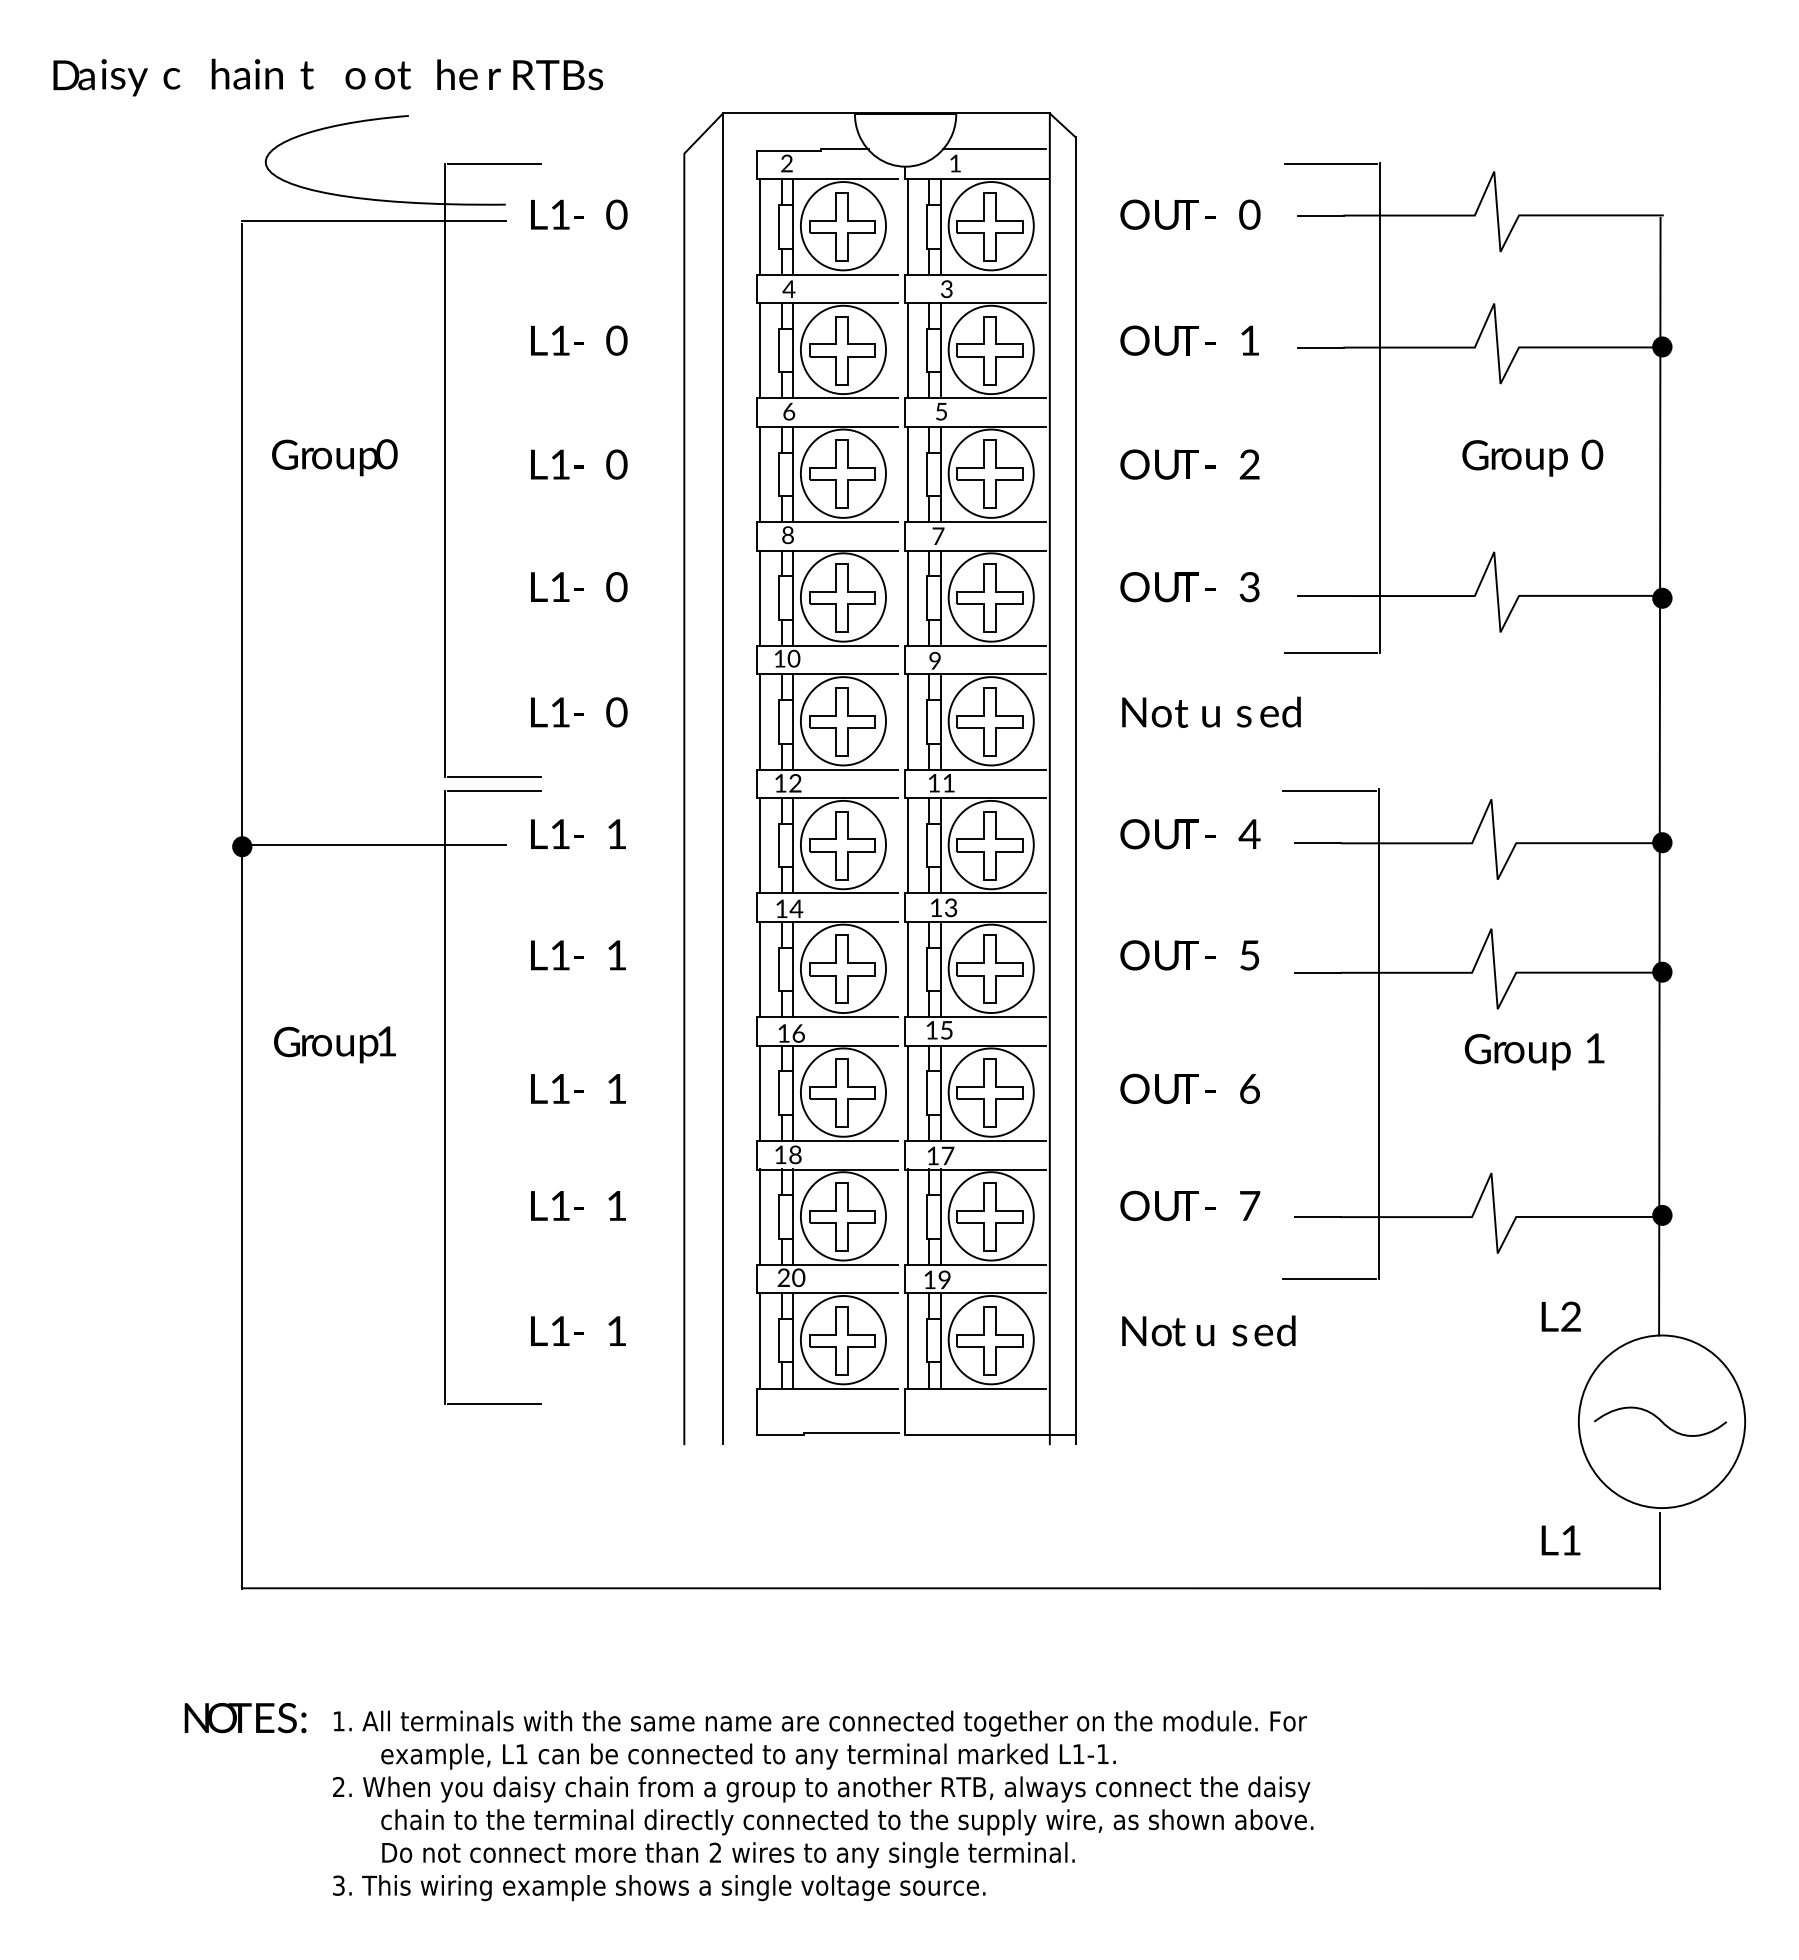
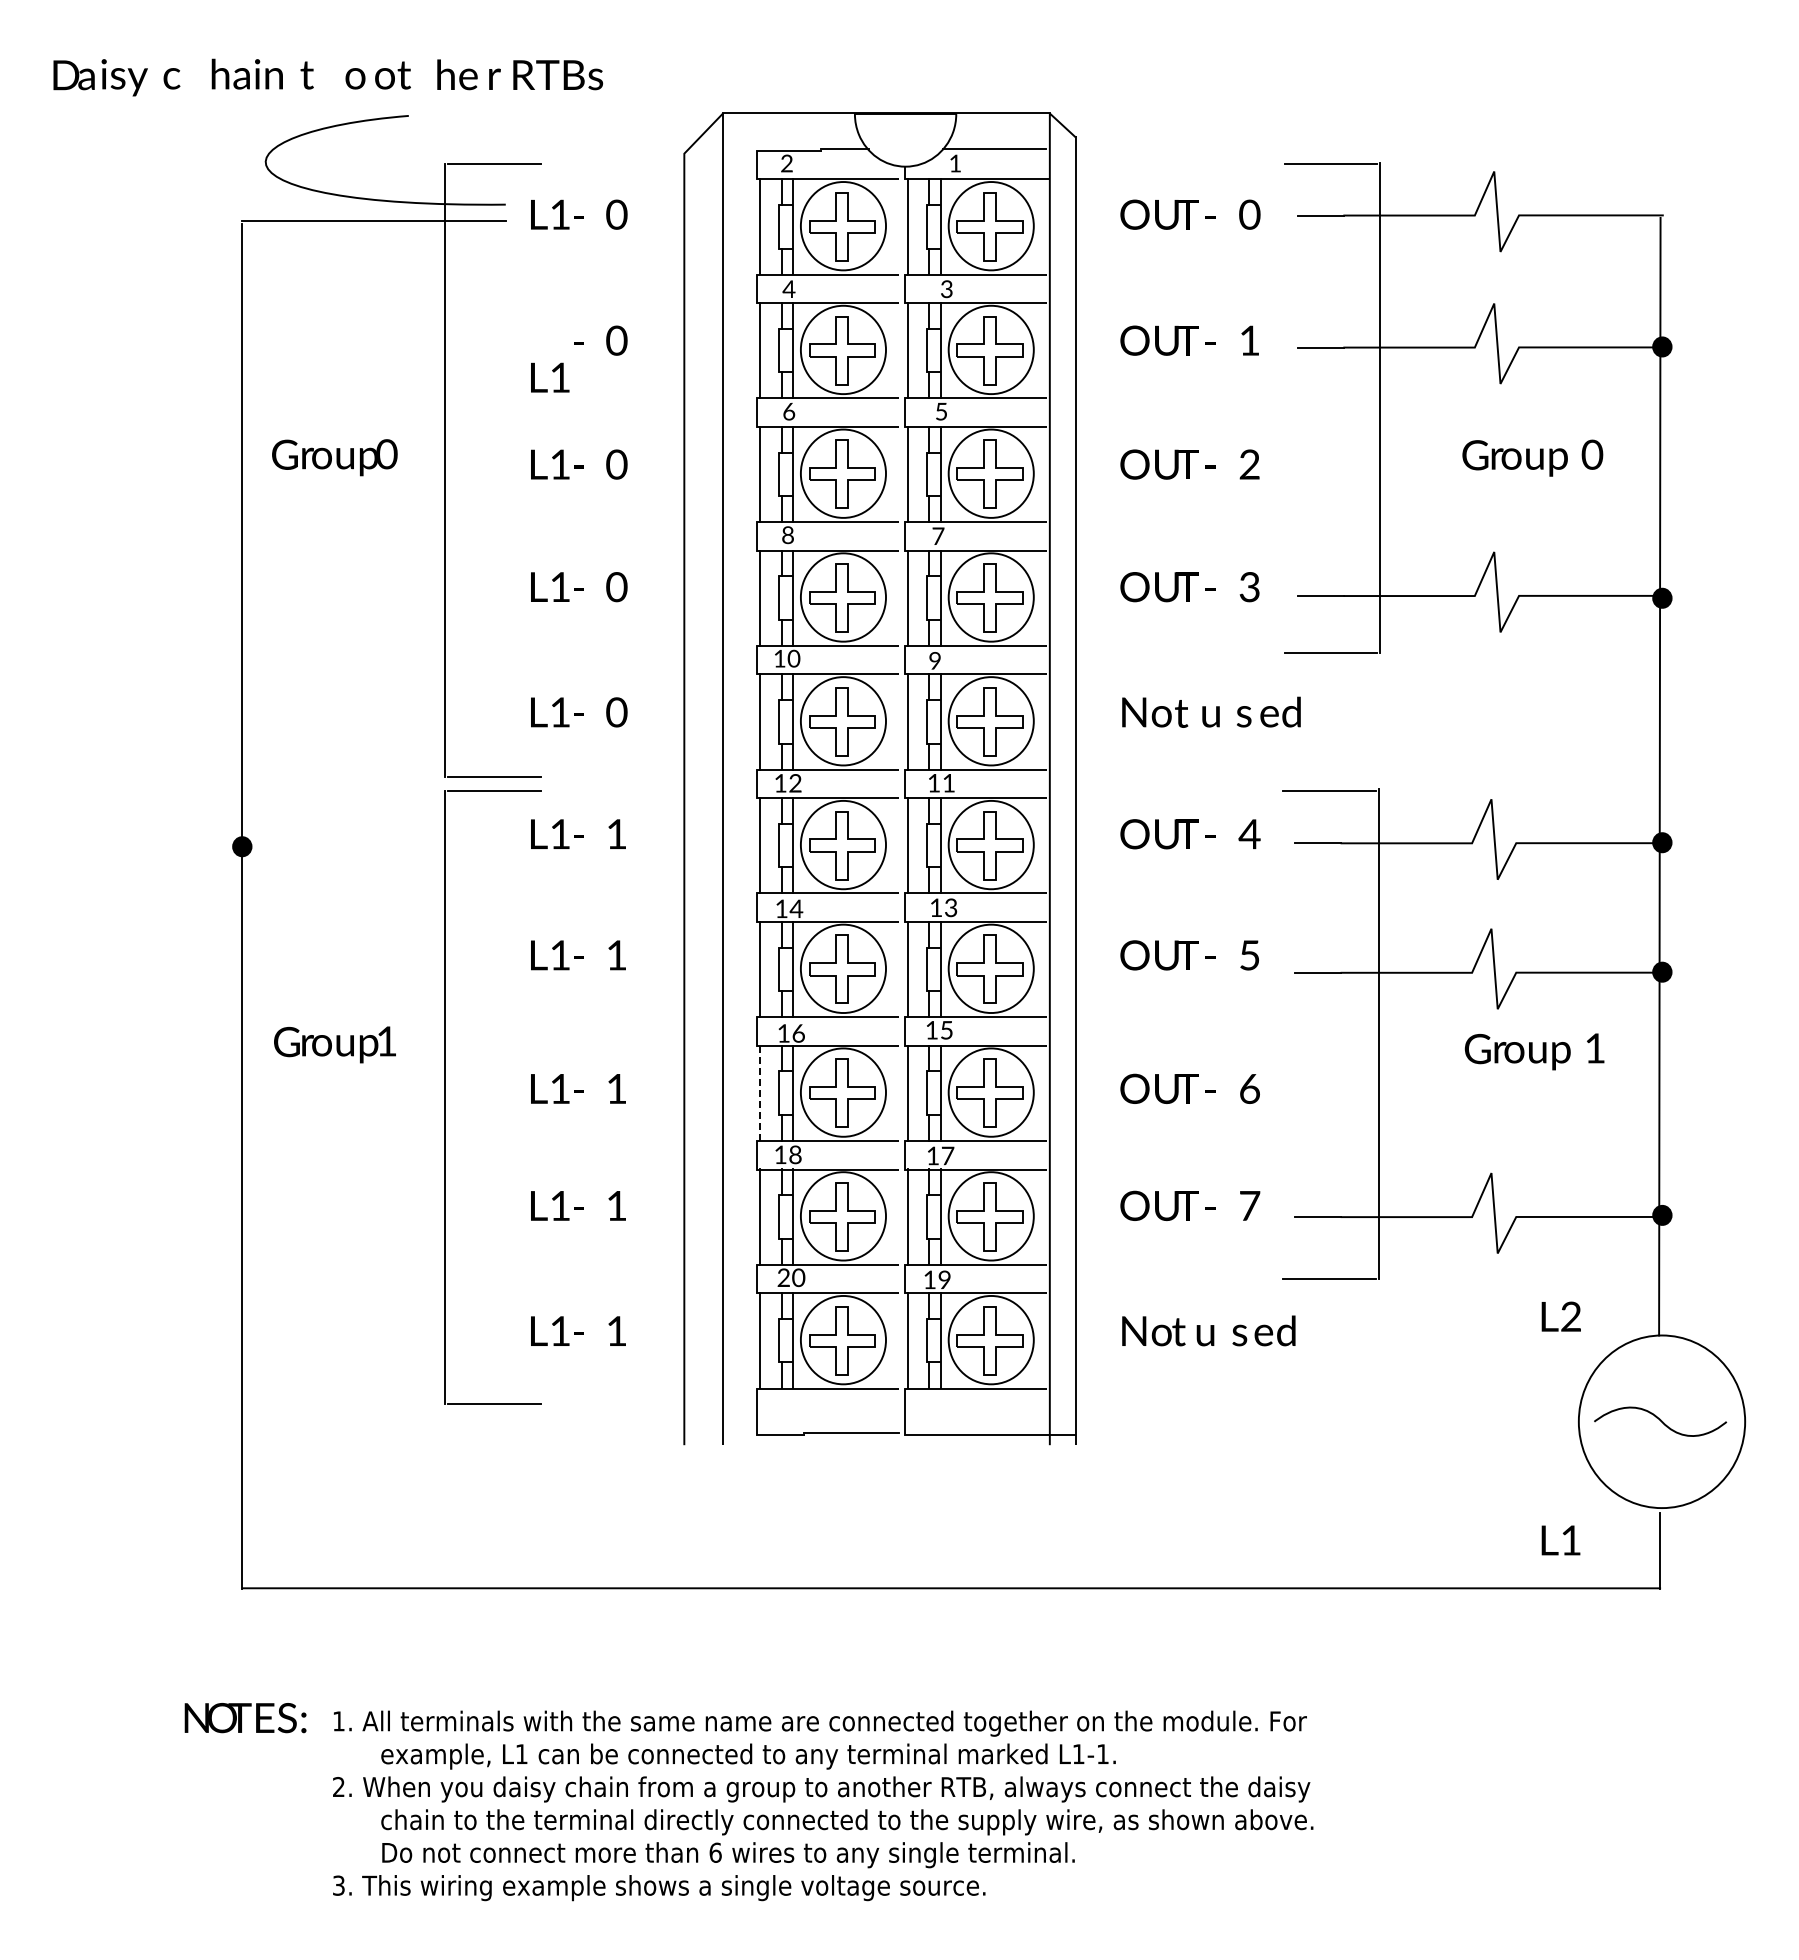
text position: (550, 340) -> (550, 377) (550, 377)
line: present -> none (373, 844)
line: solid -> dashed (760, 1093)
text: 2 -> 6 (715, 1852)
